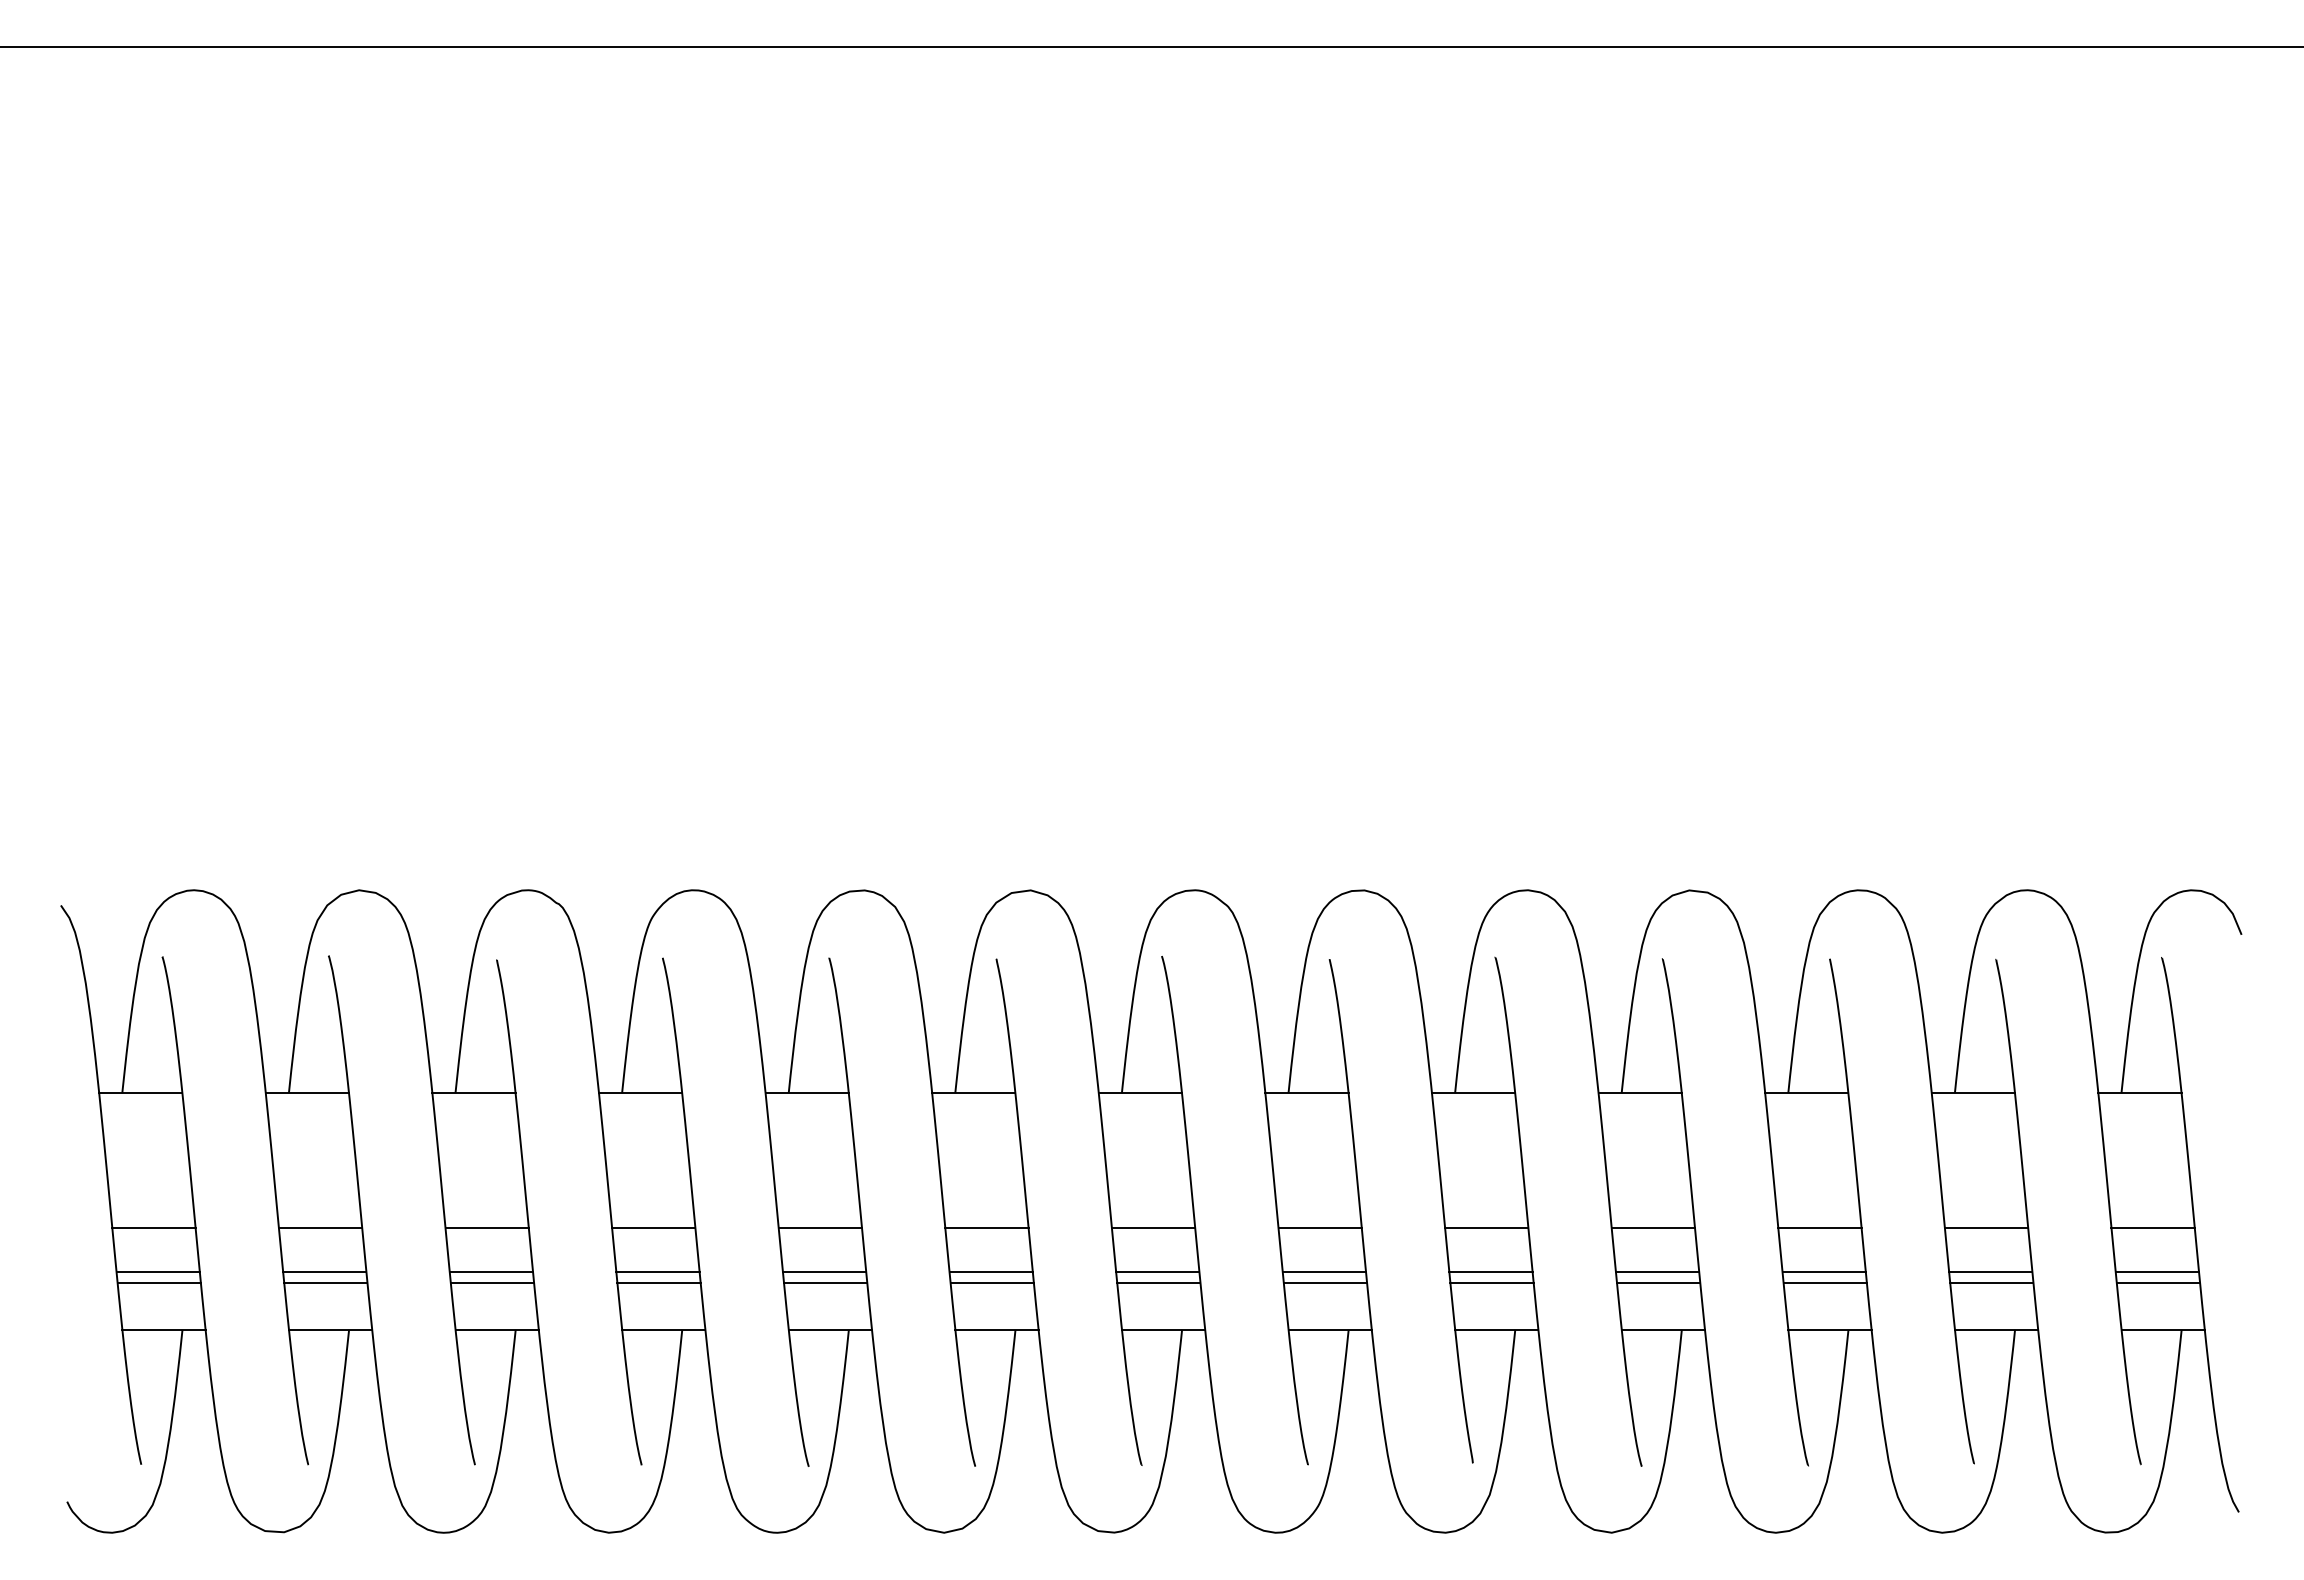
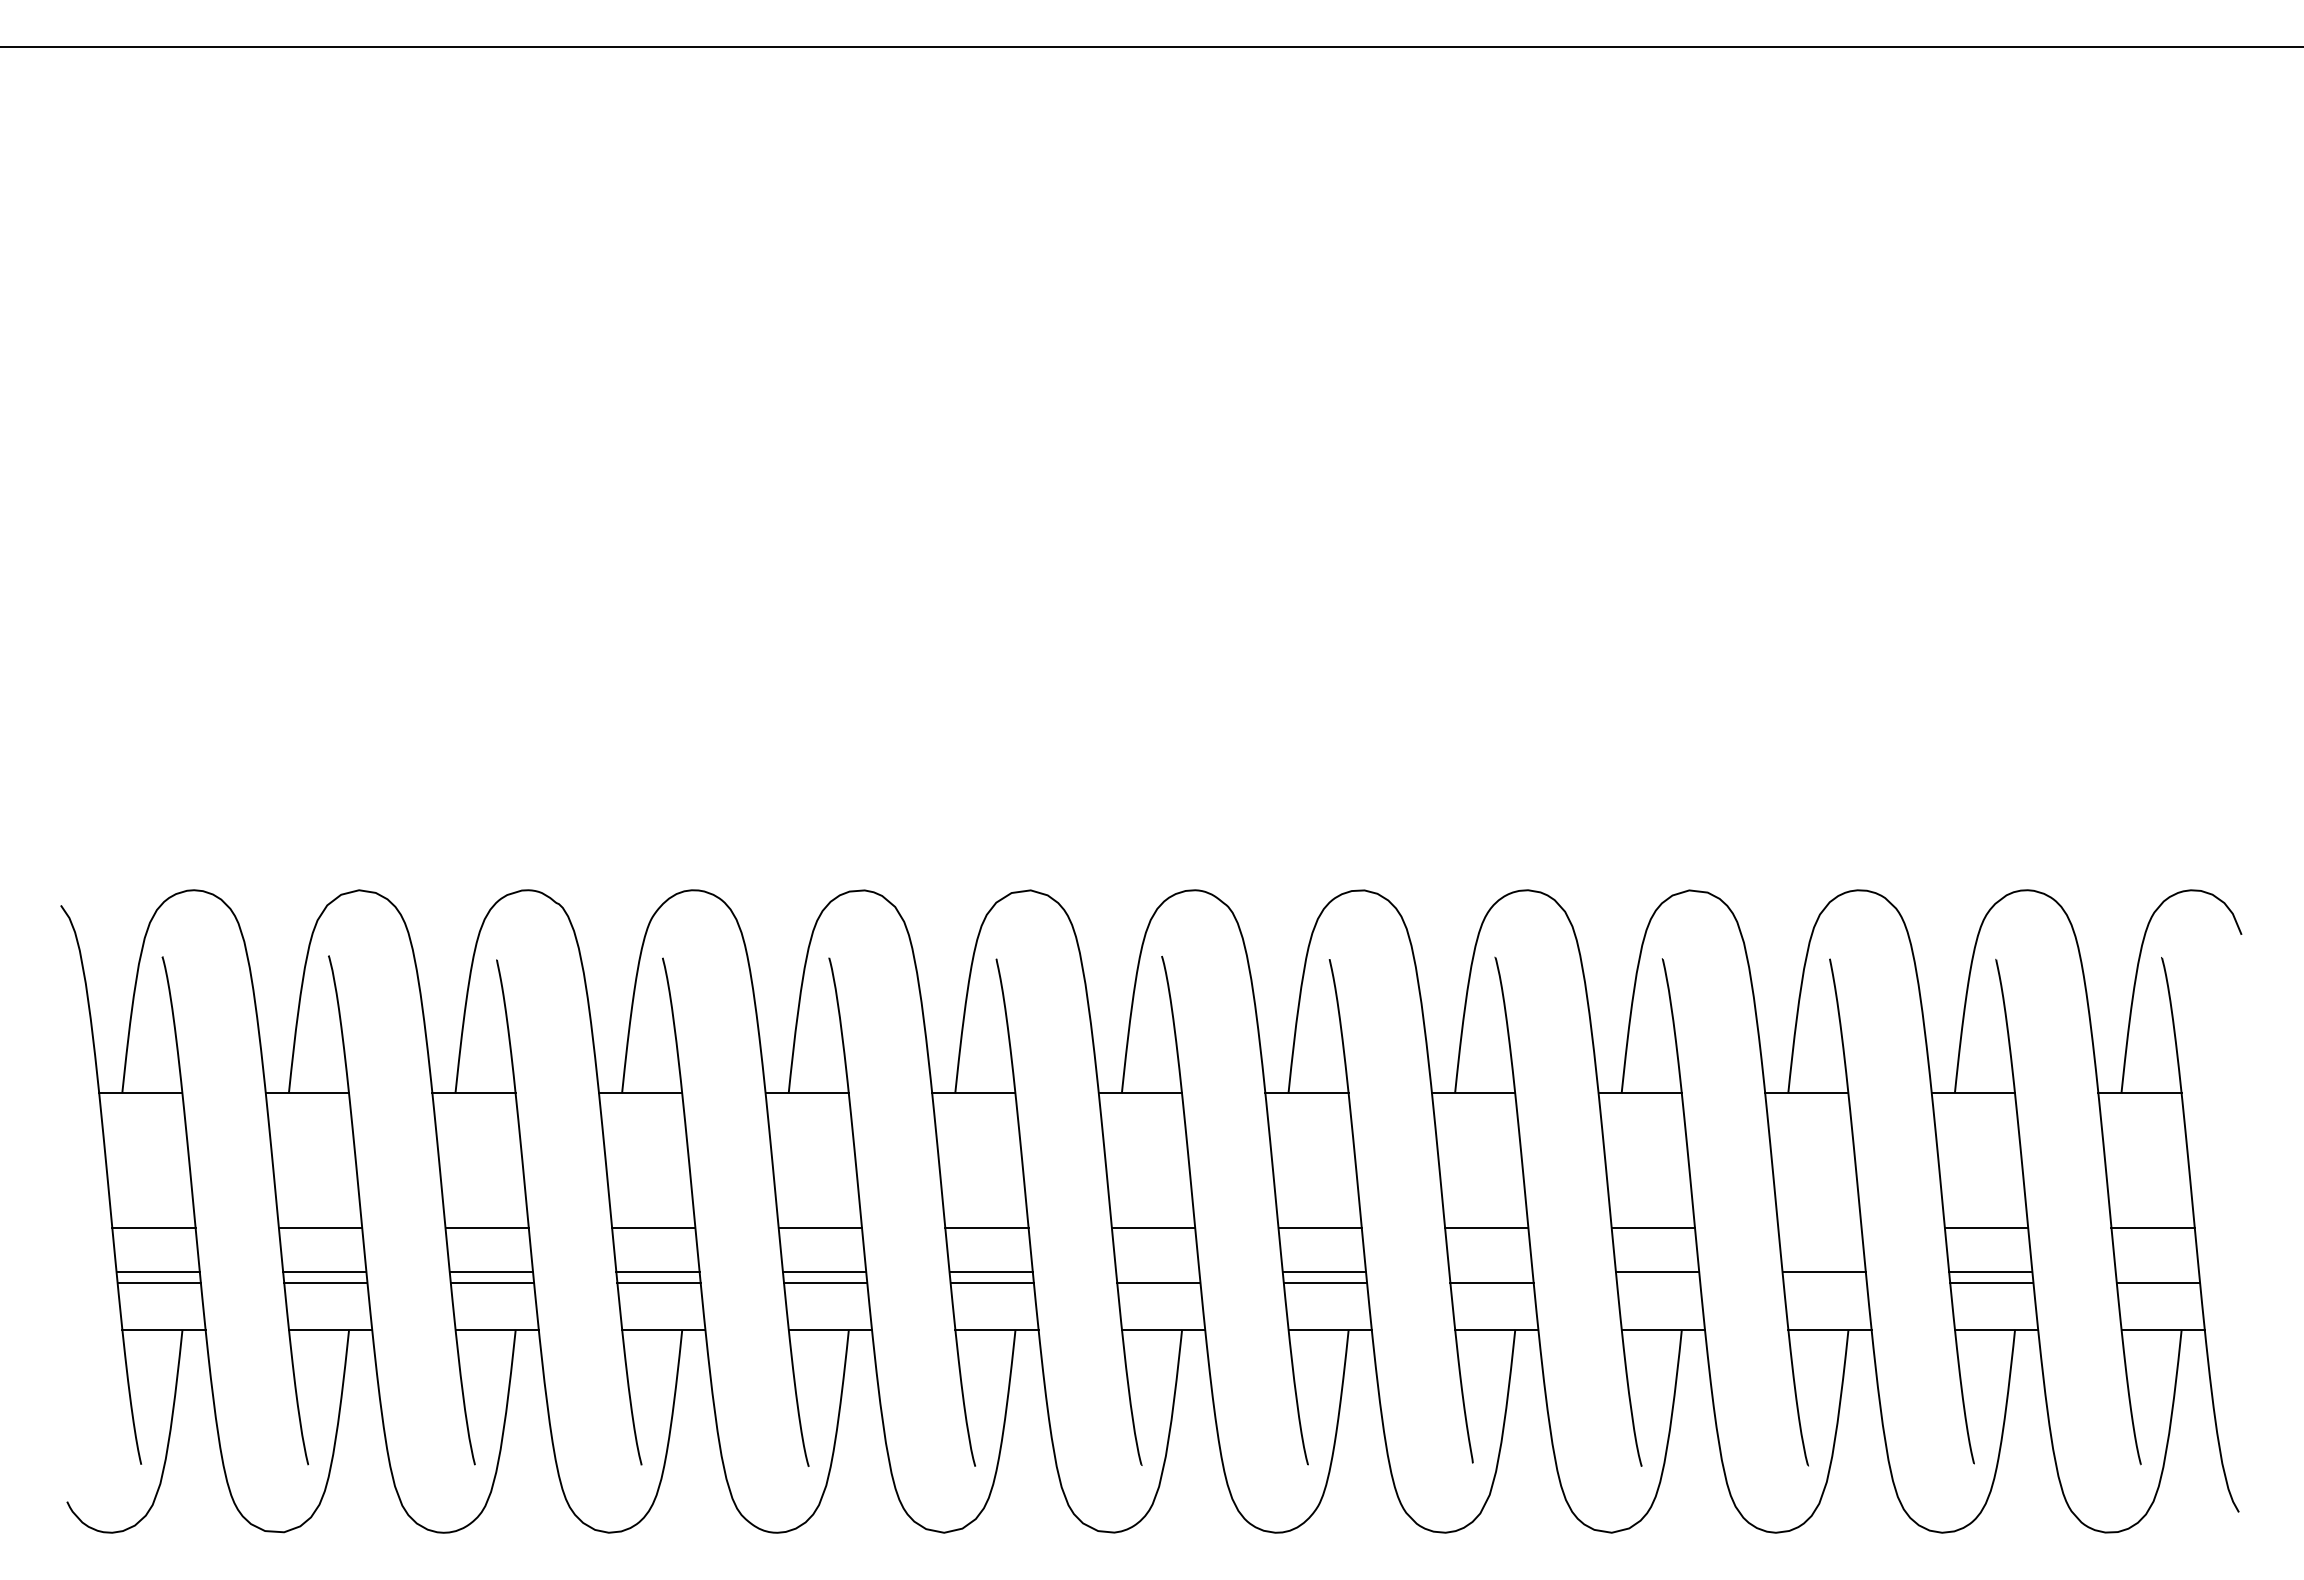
line: present -> none (1819, 1227)
line: present -> none (1157, 1271)
line: present -> none (1490, 1271)
line: present -> none (2156, 1271)
line: present -> none (1658, 1282)
line: present -> none (1824, 1282)
